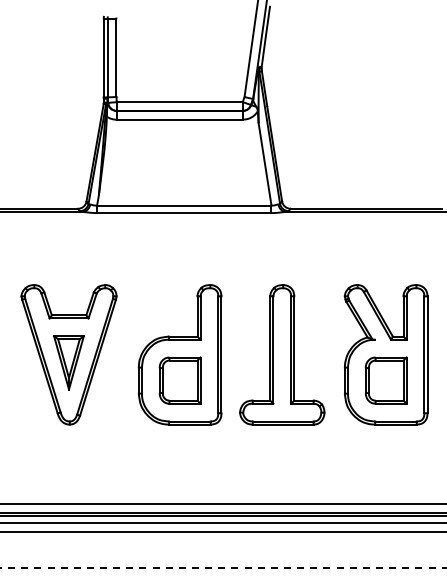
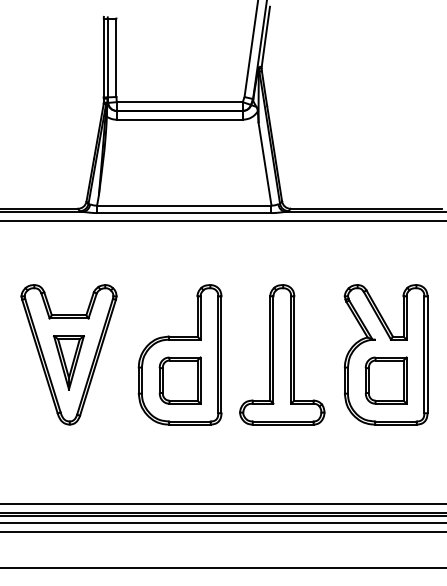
line: none -> present (222, 220)
line: dashed -> solid (224, 568)
